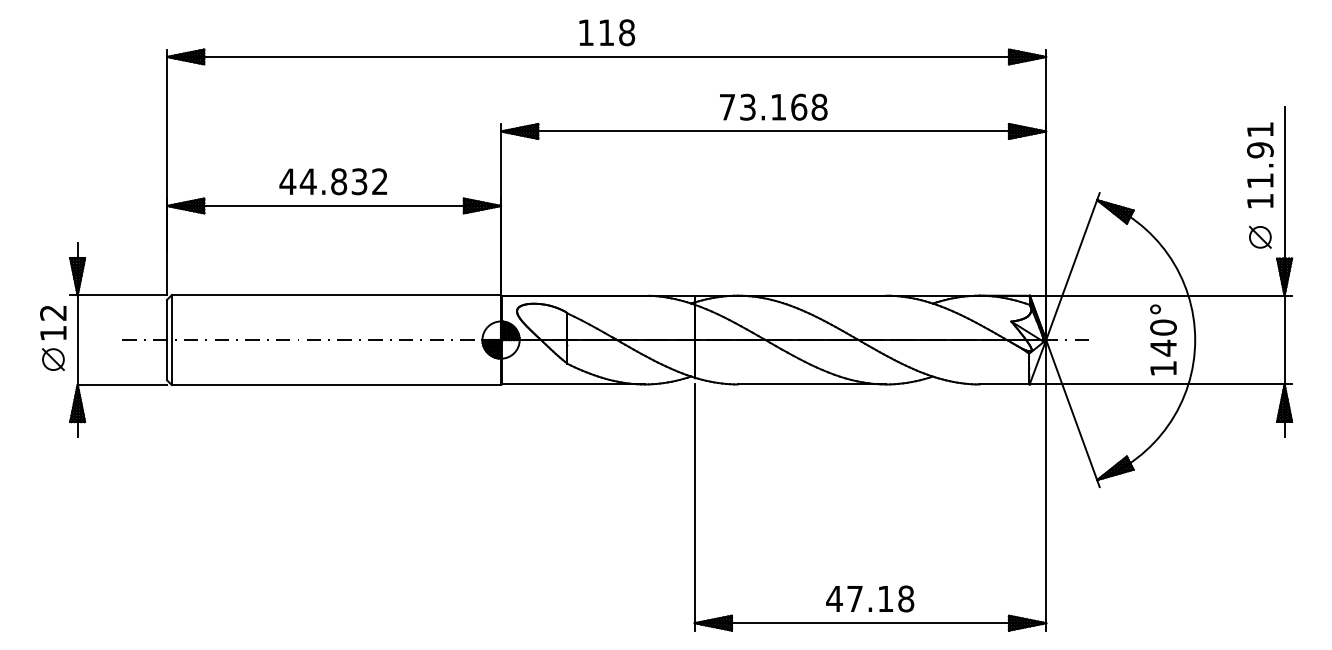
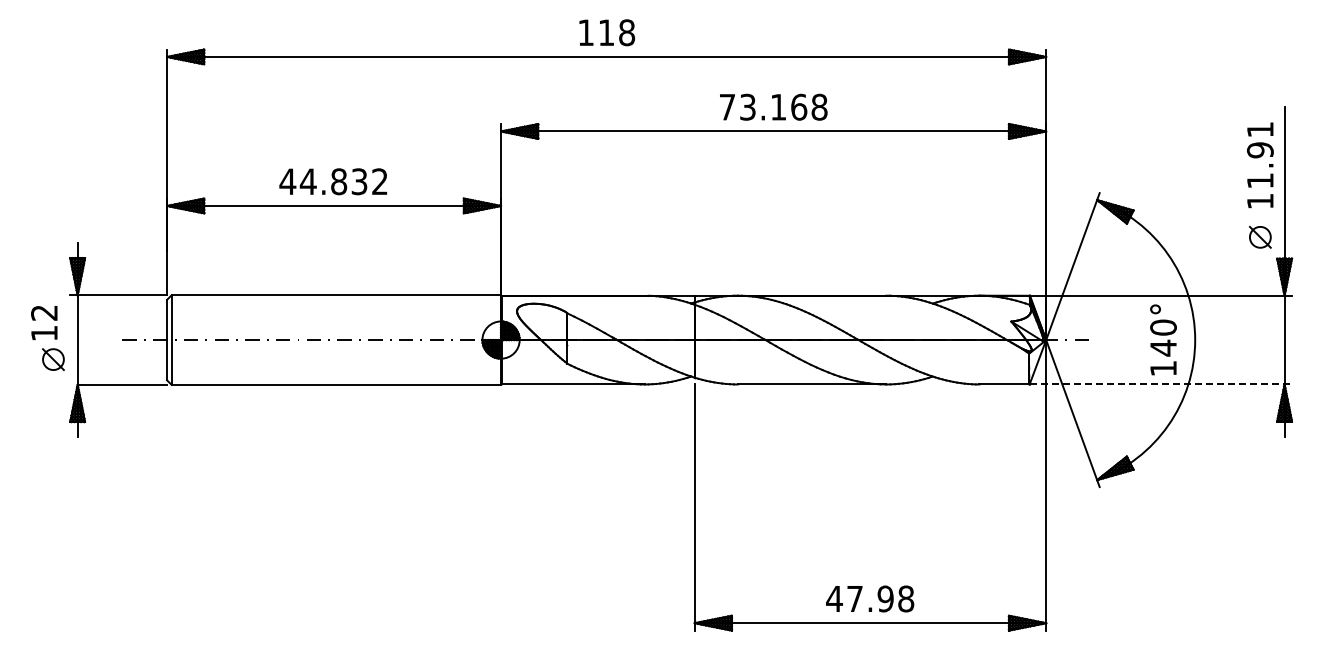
text position: (53, 323) -> (44, 323) (44, 323)
line: solid -> dashed (1161, 384)
text: 47.18 -> 47.98 (885, 598)
